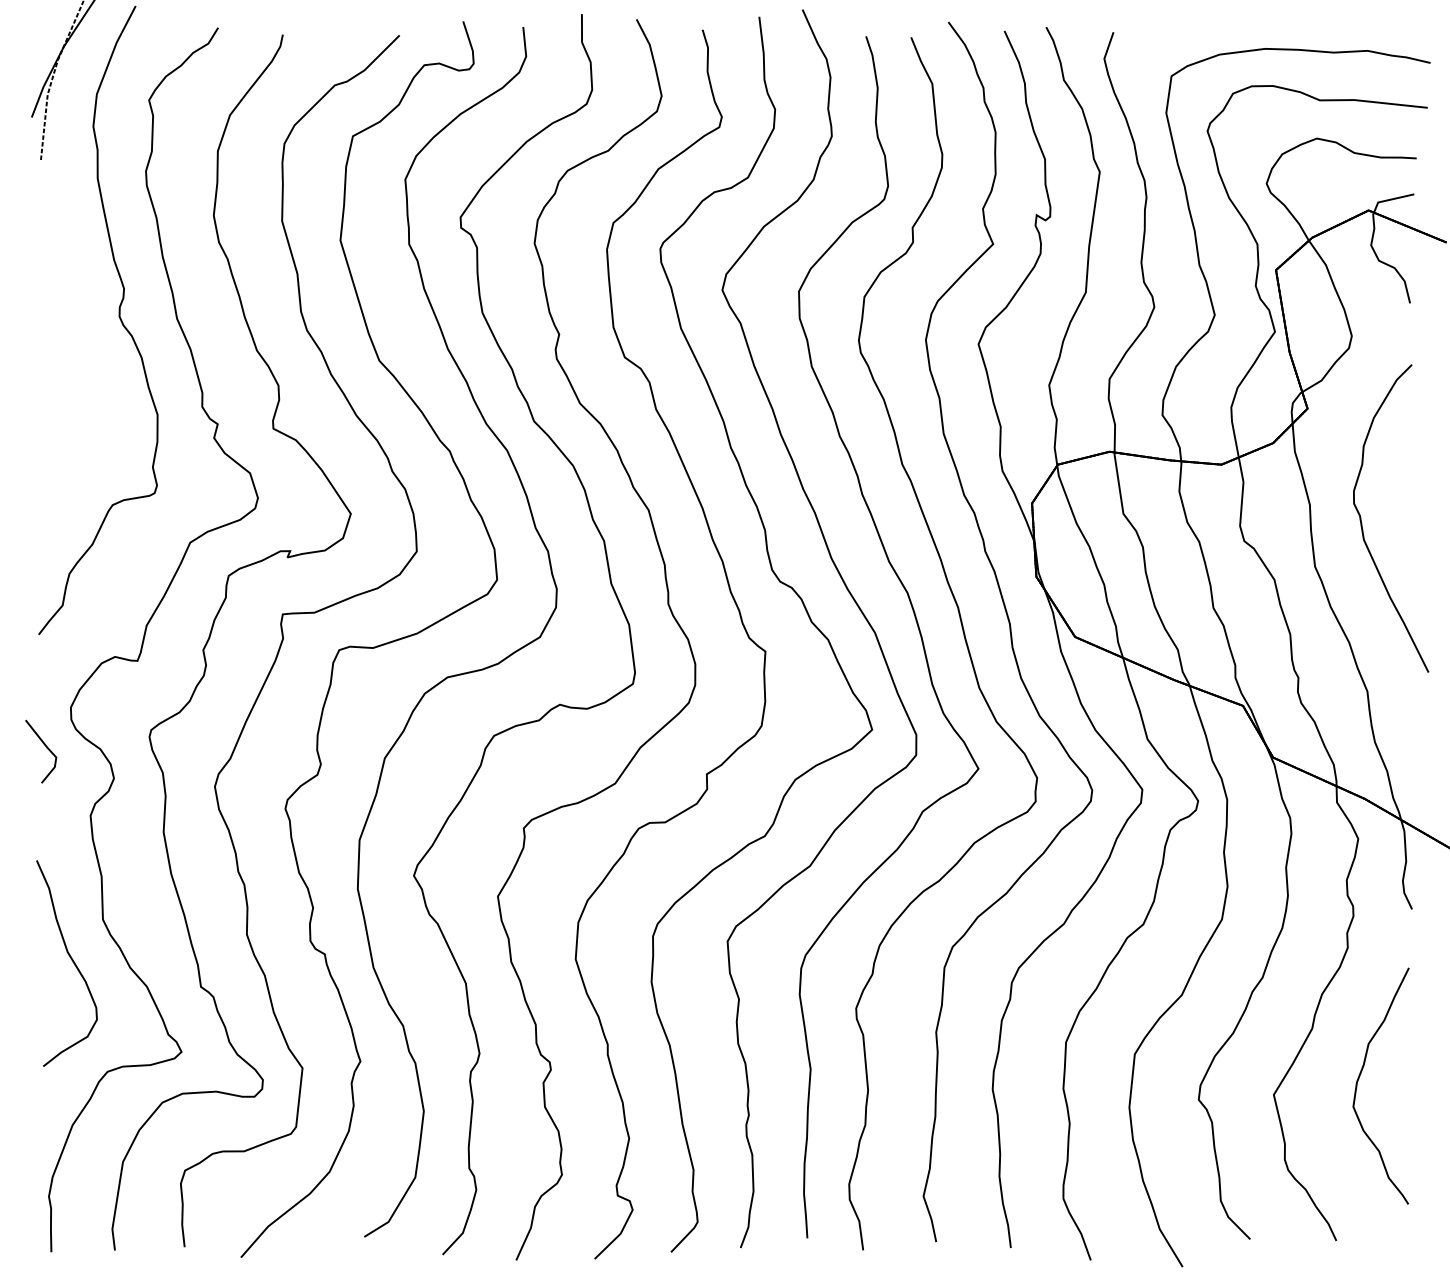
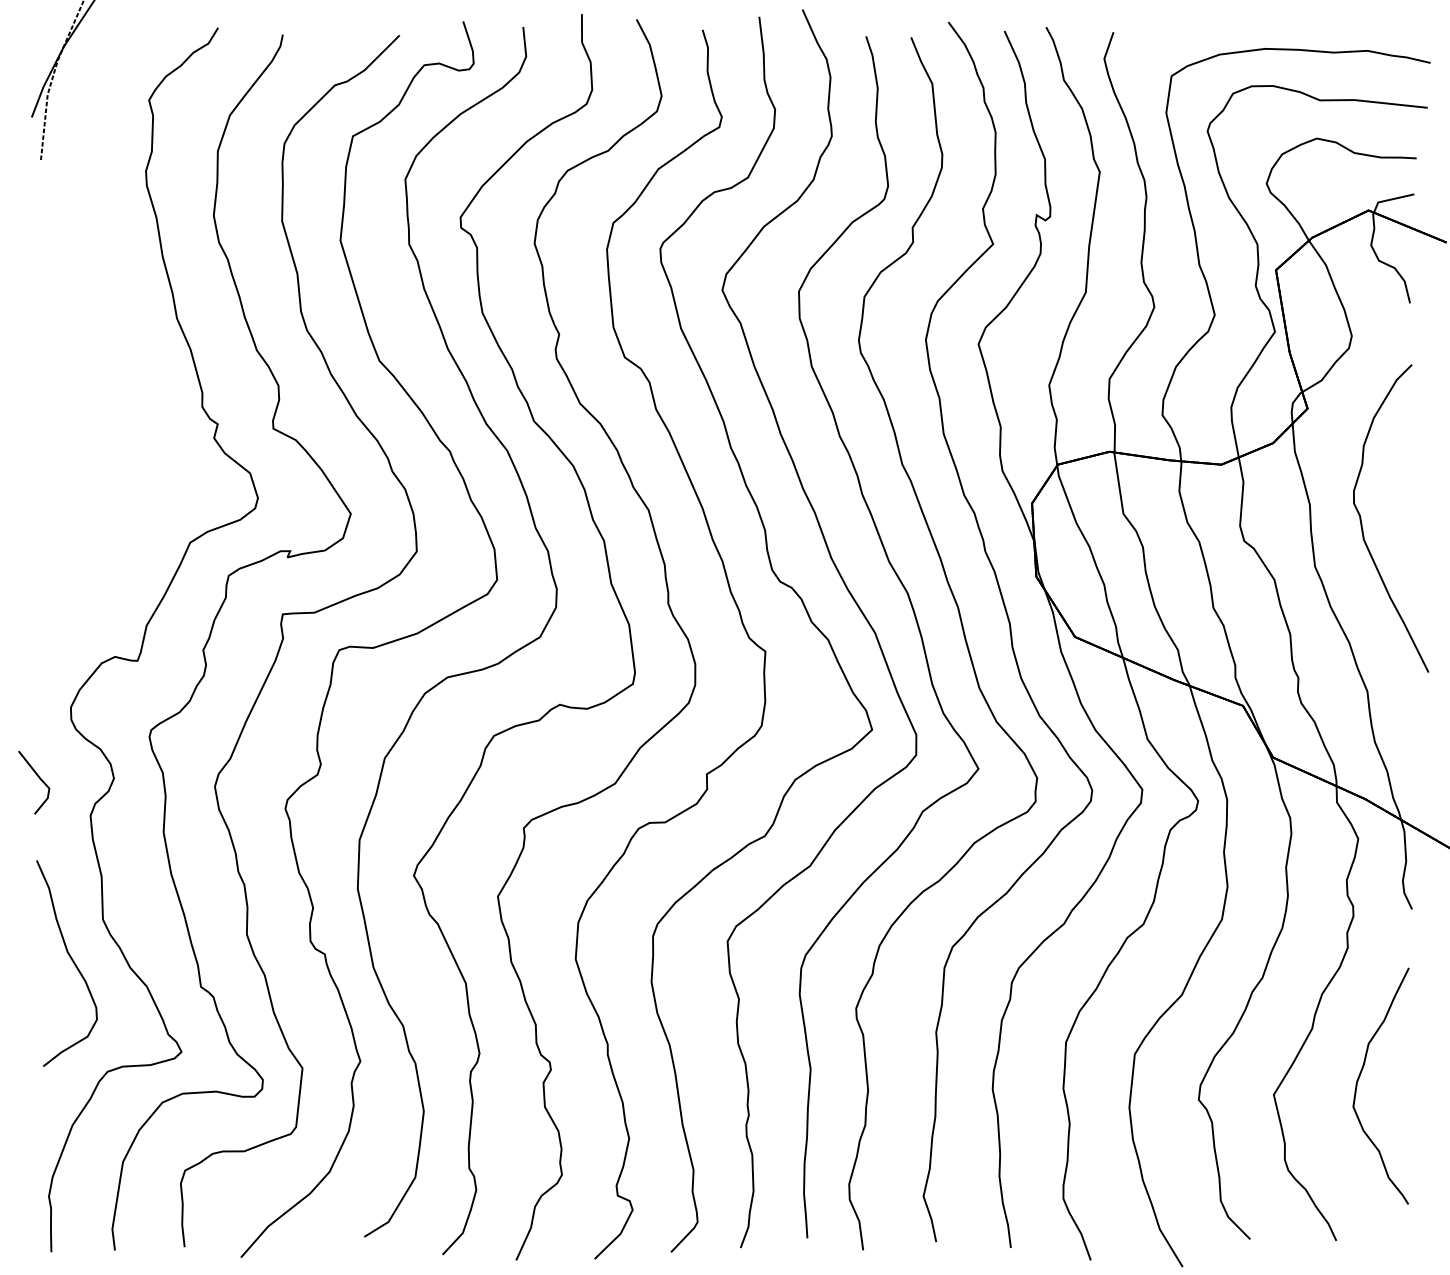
curve: present -> none (118, 316)
line position: (46, 748) -> (39, 779) (39, 779)
